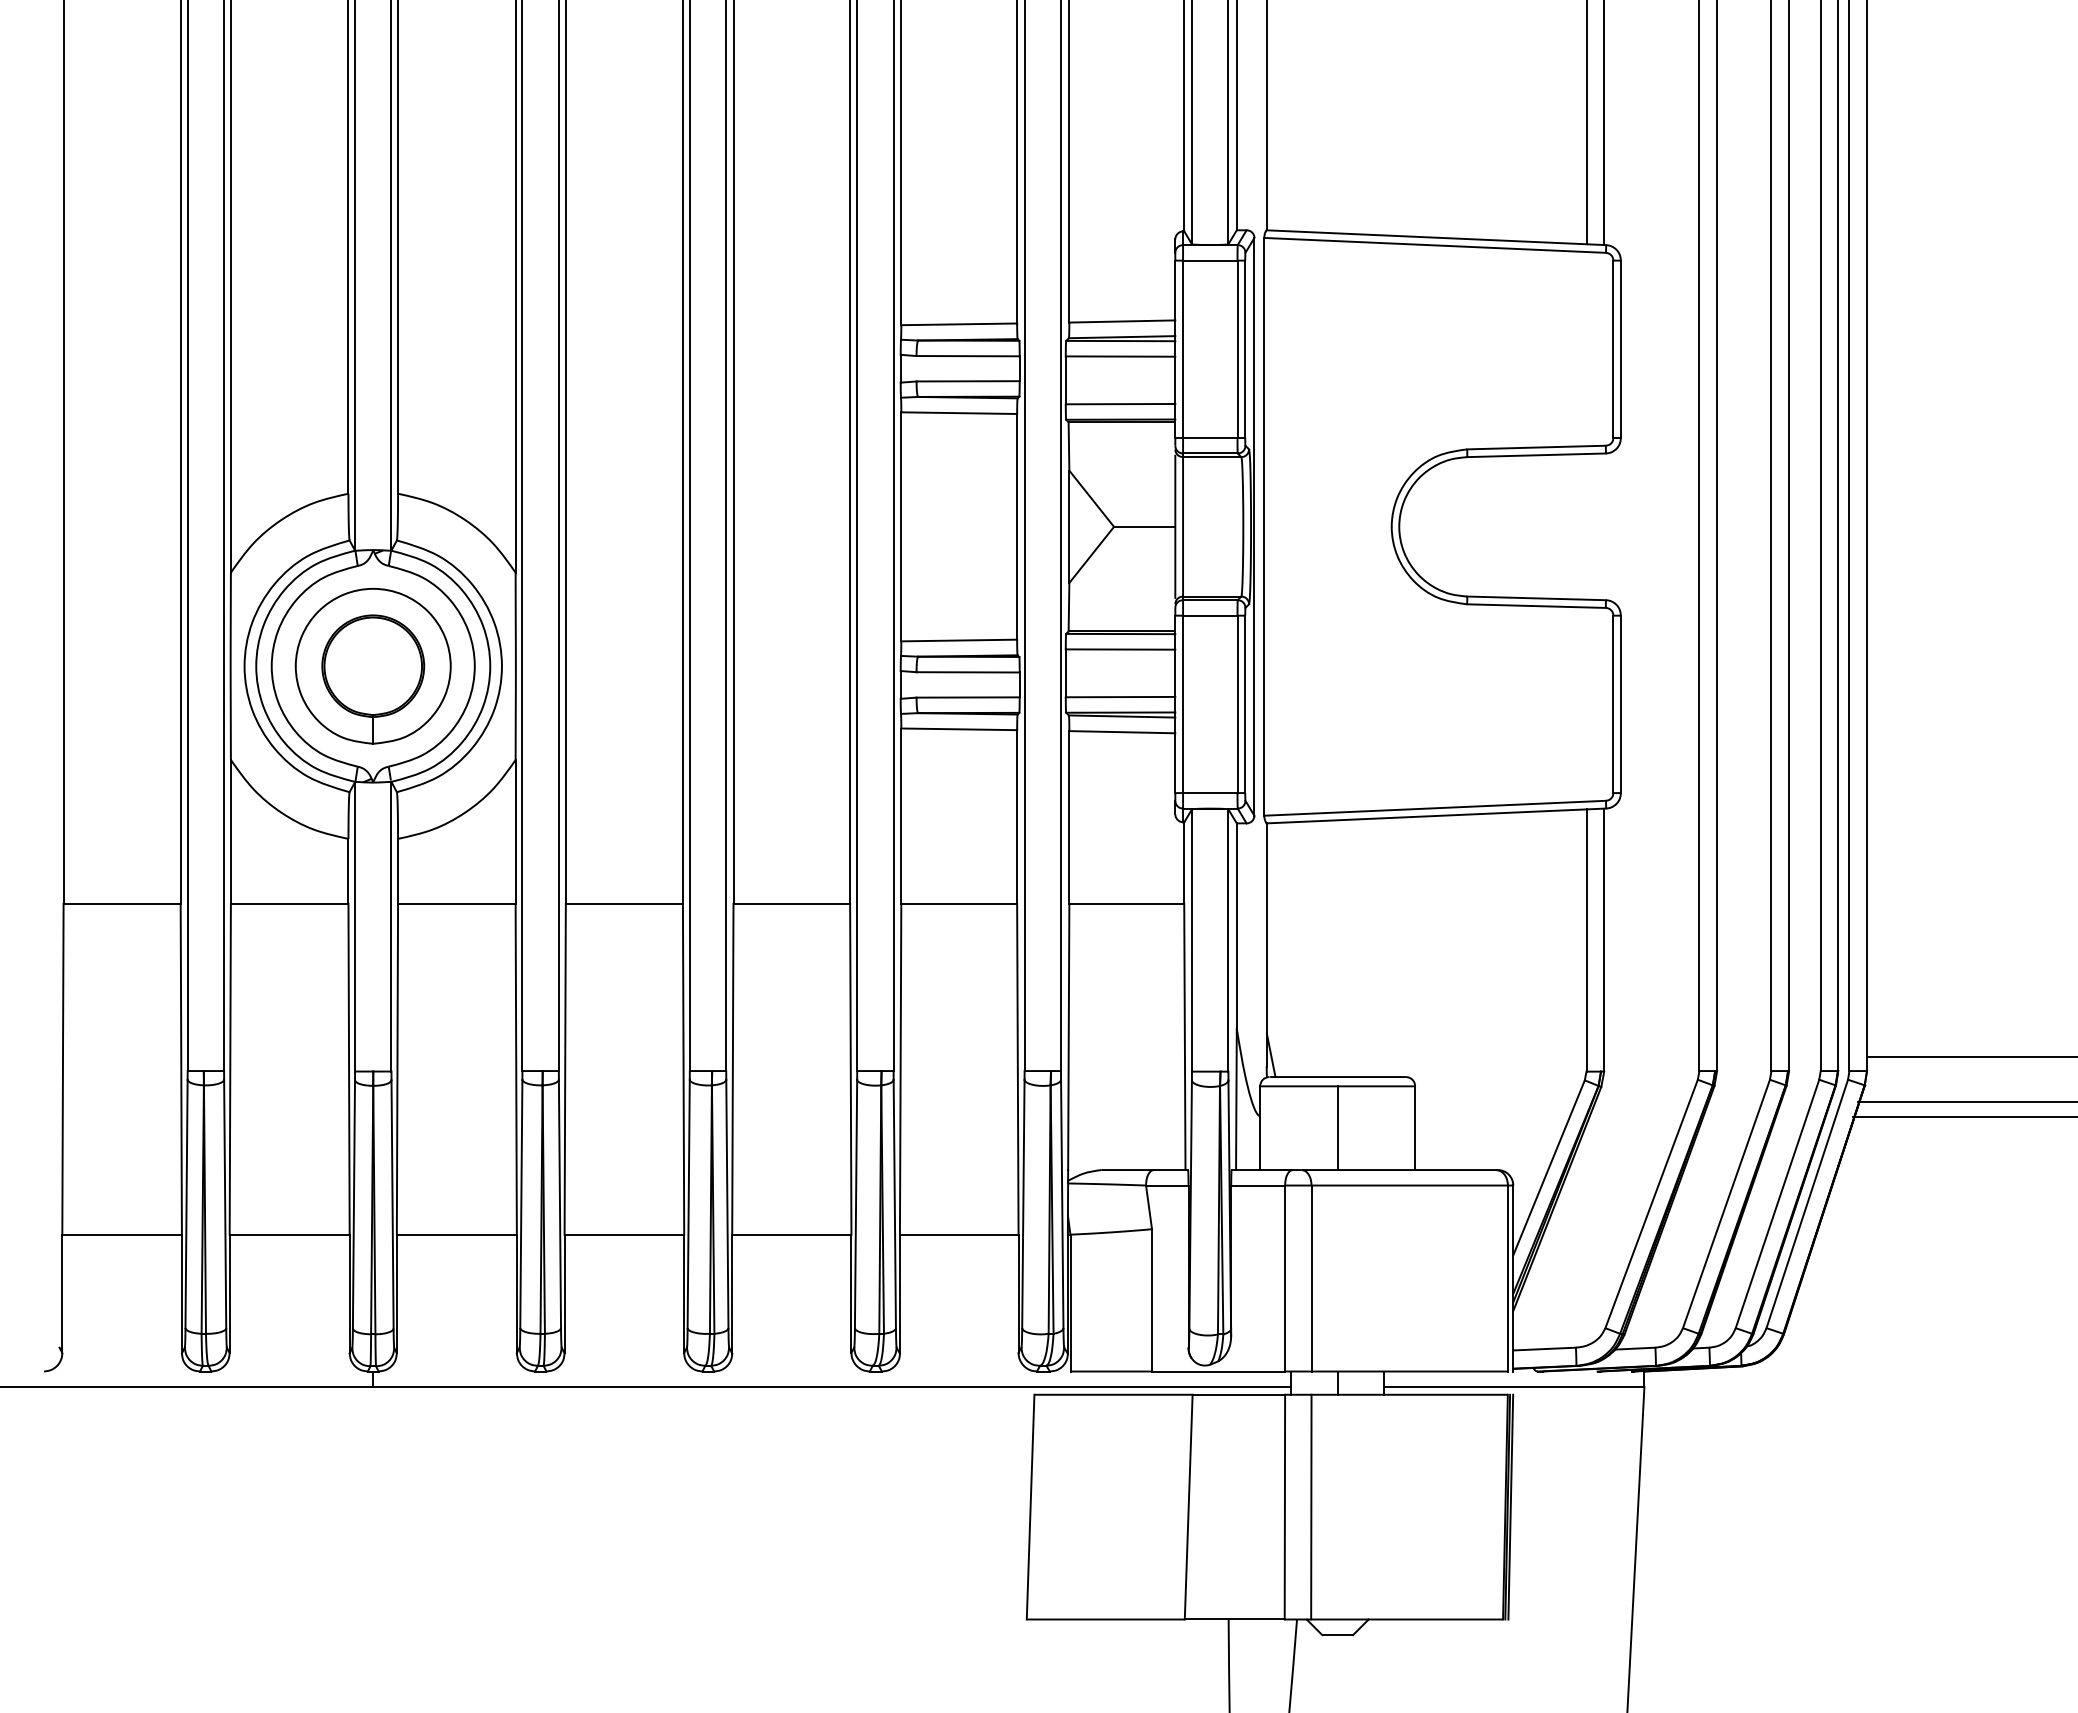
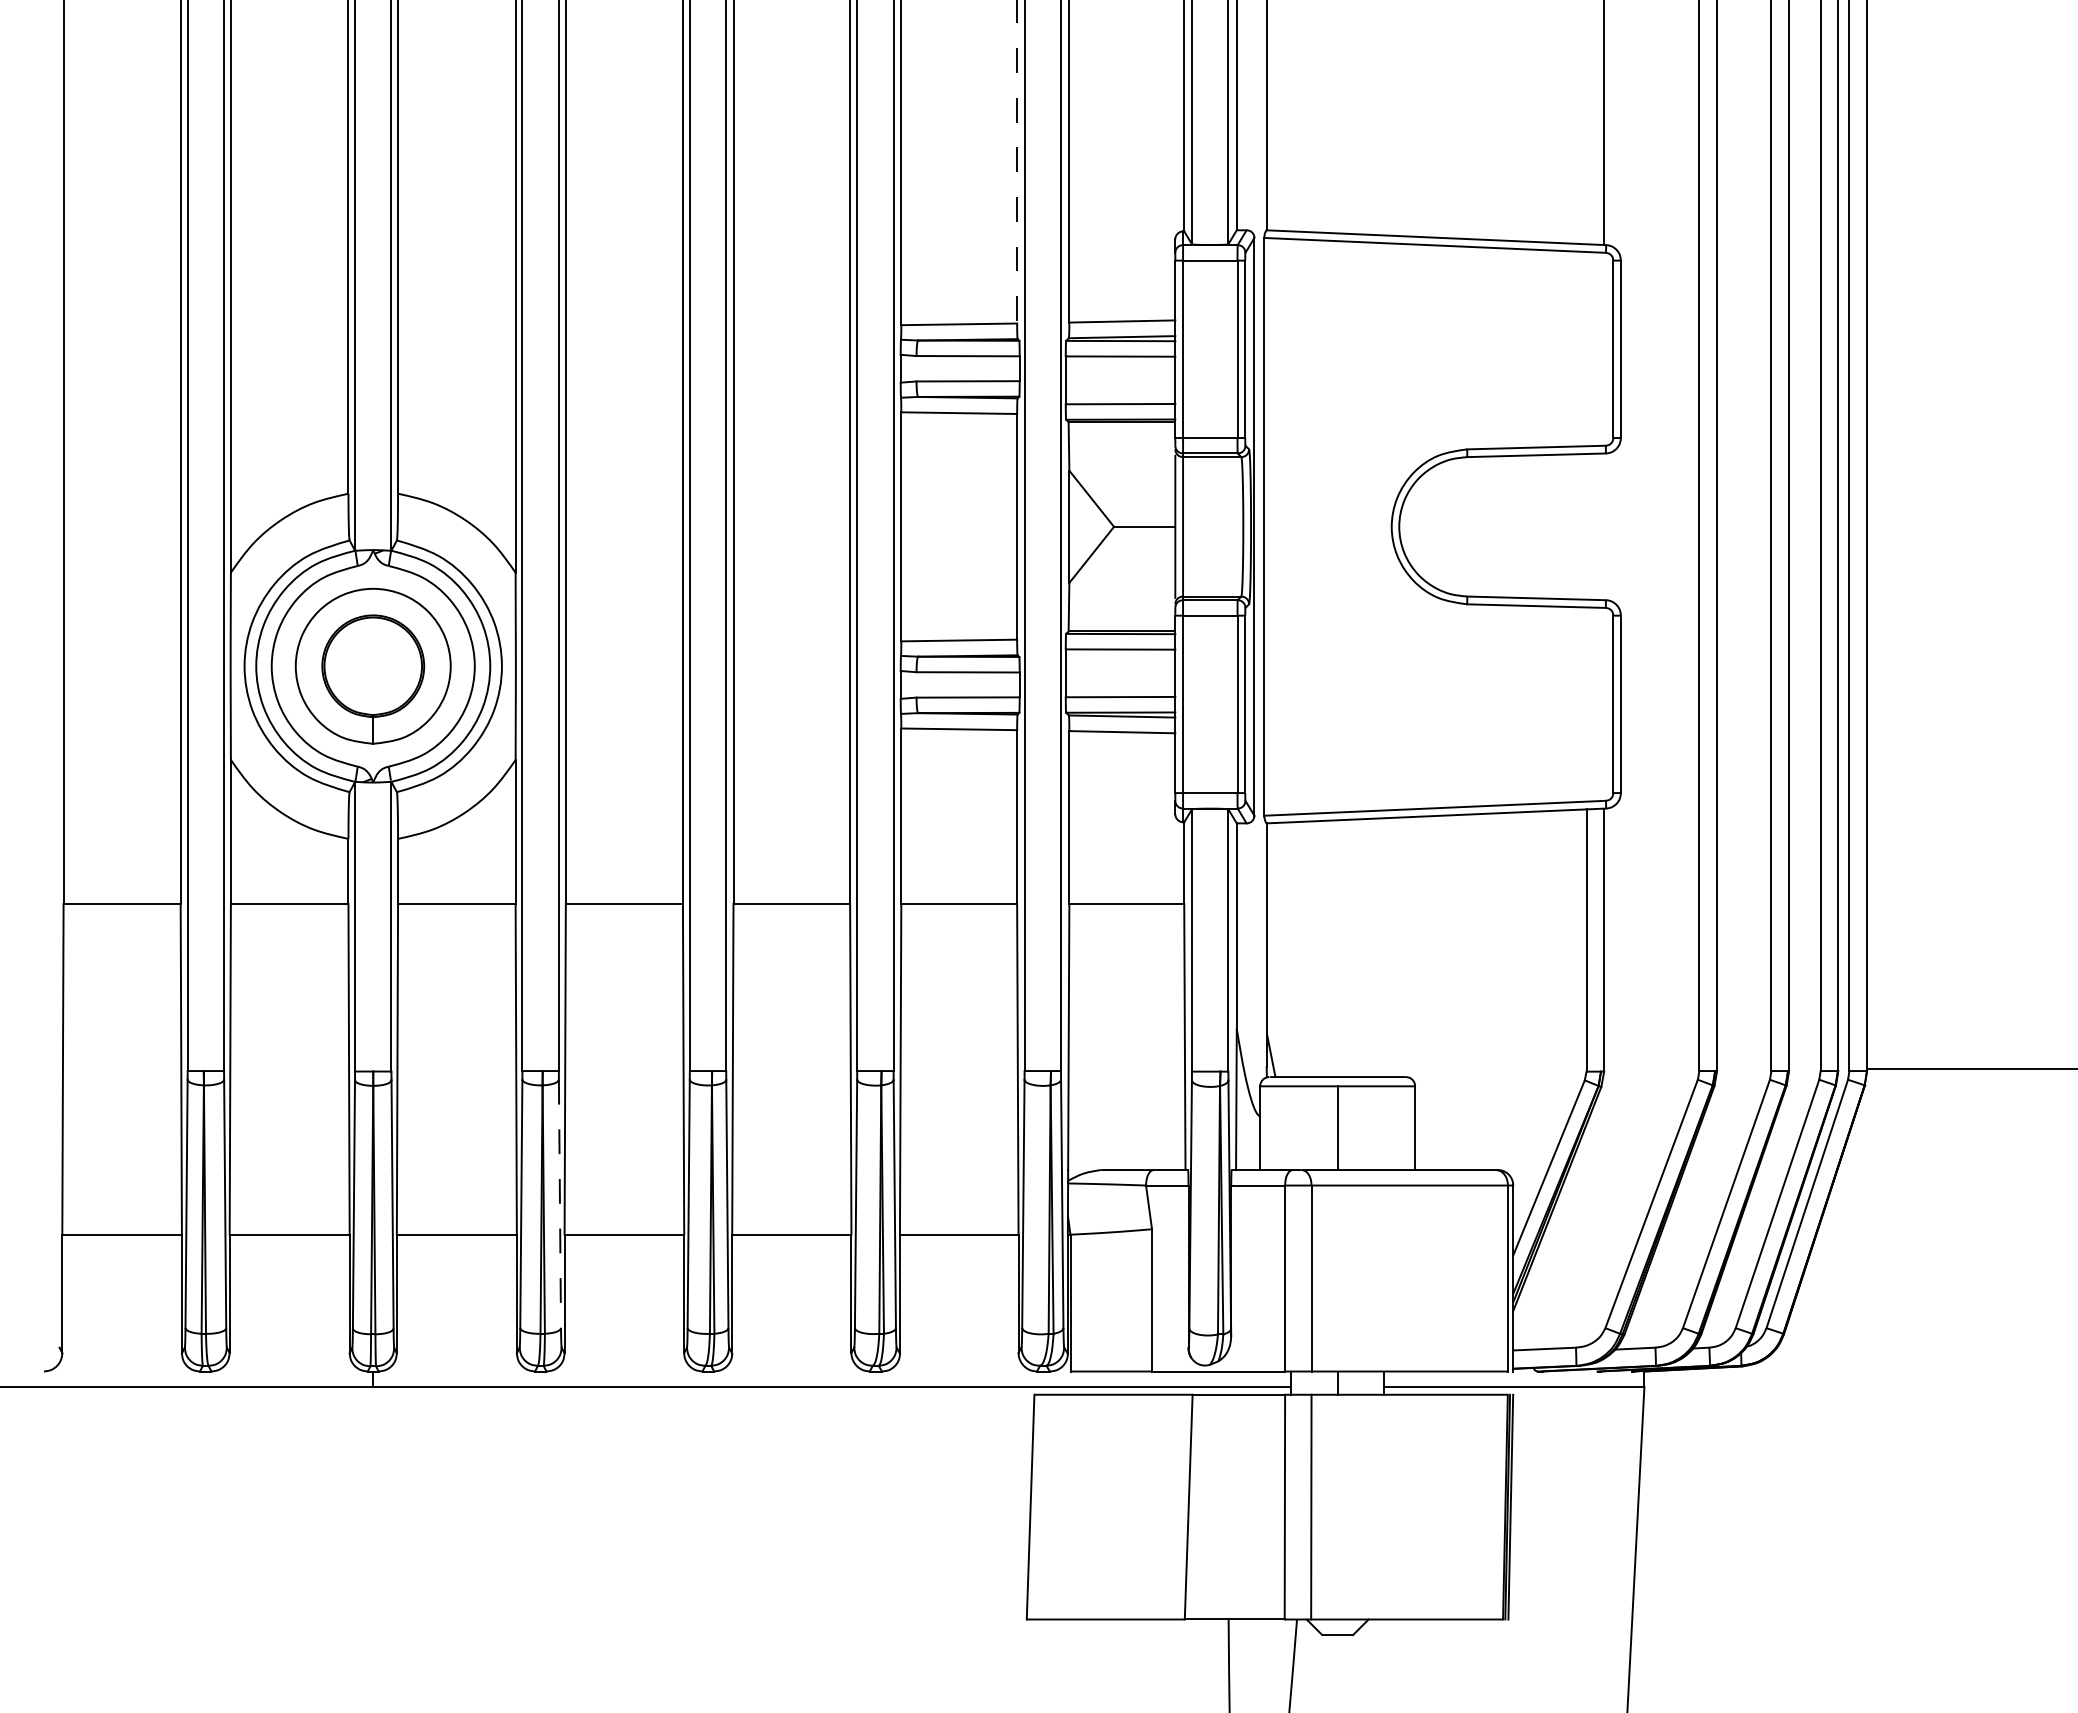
line: present -> none (1586, 123)
line: solid -> dashed (1017, 162)
line position: (1970, 1057) -> (1970, 1069) (1970, 1069)
line: present -> none (1966, 1102)
line: present -> none (1963, 1117)
line: solid -> dashed (559, 1204)
